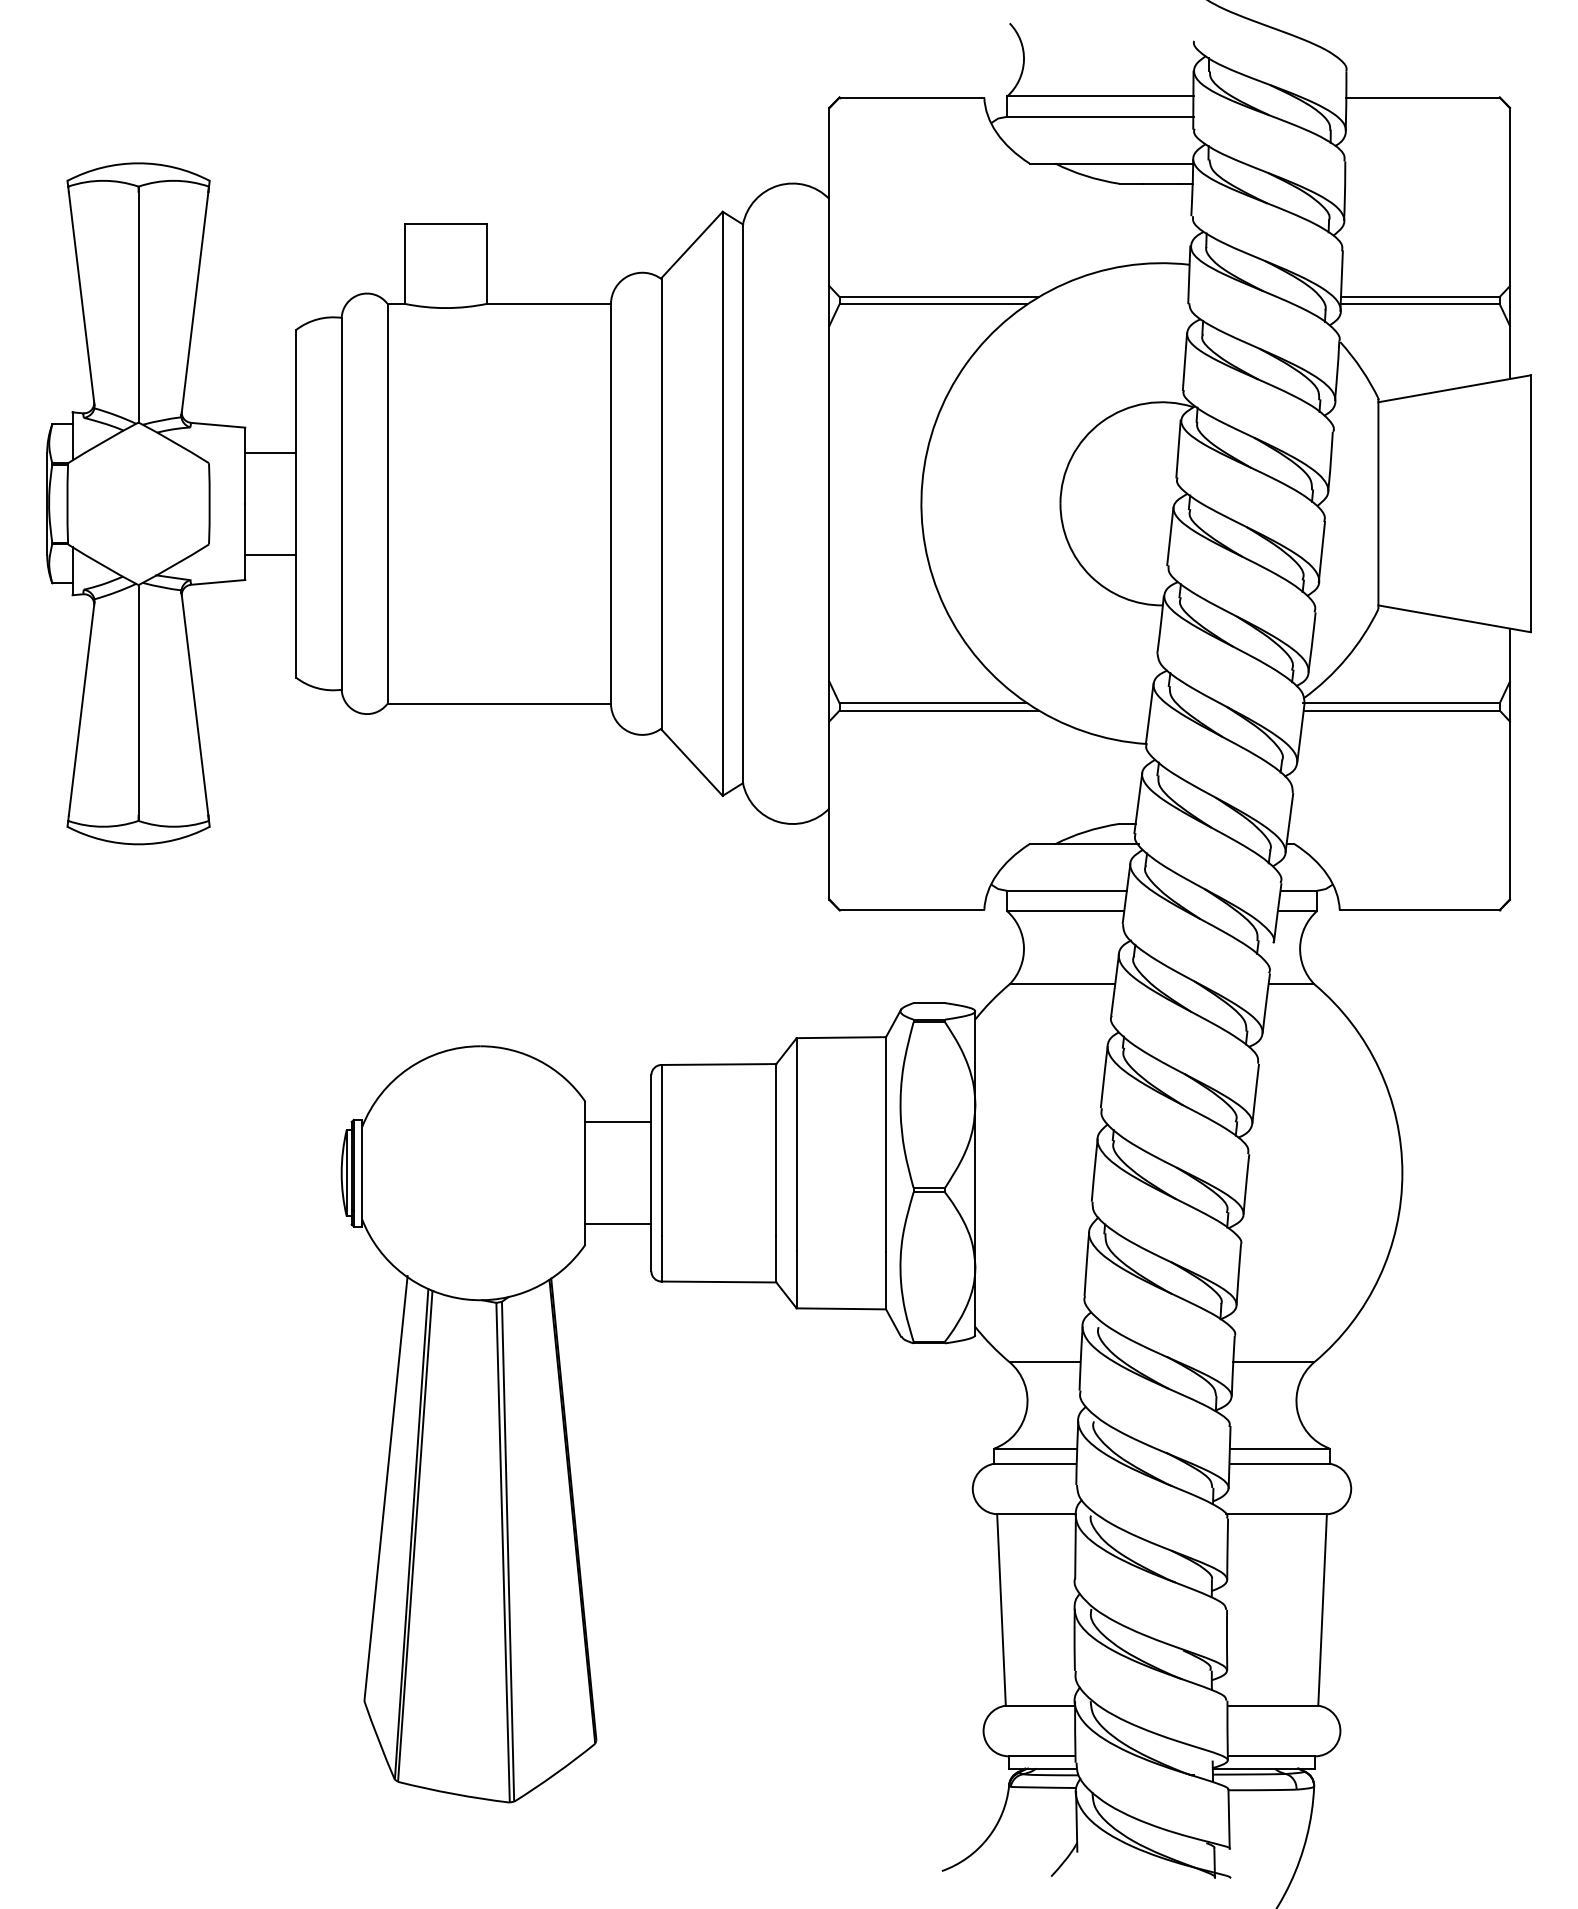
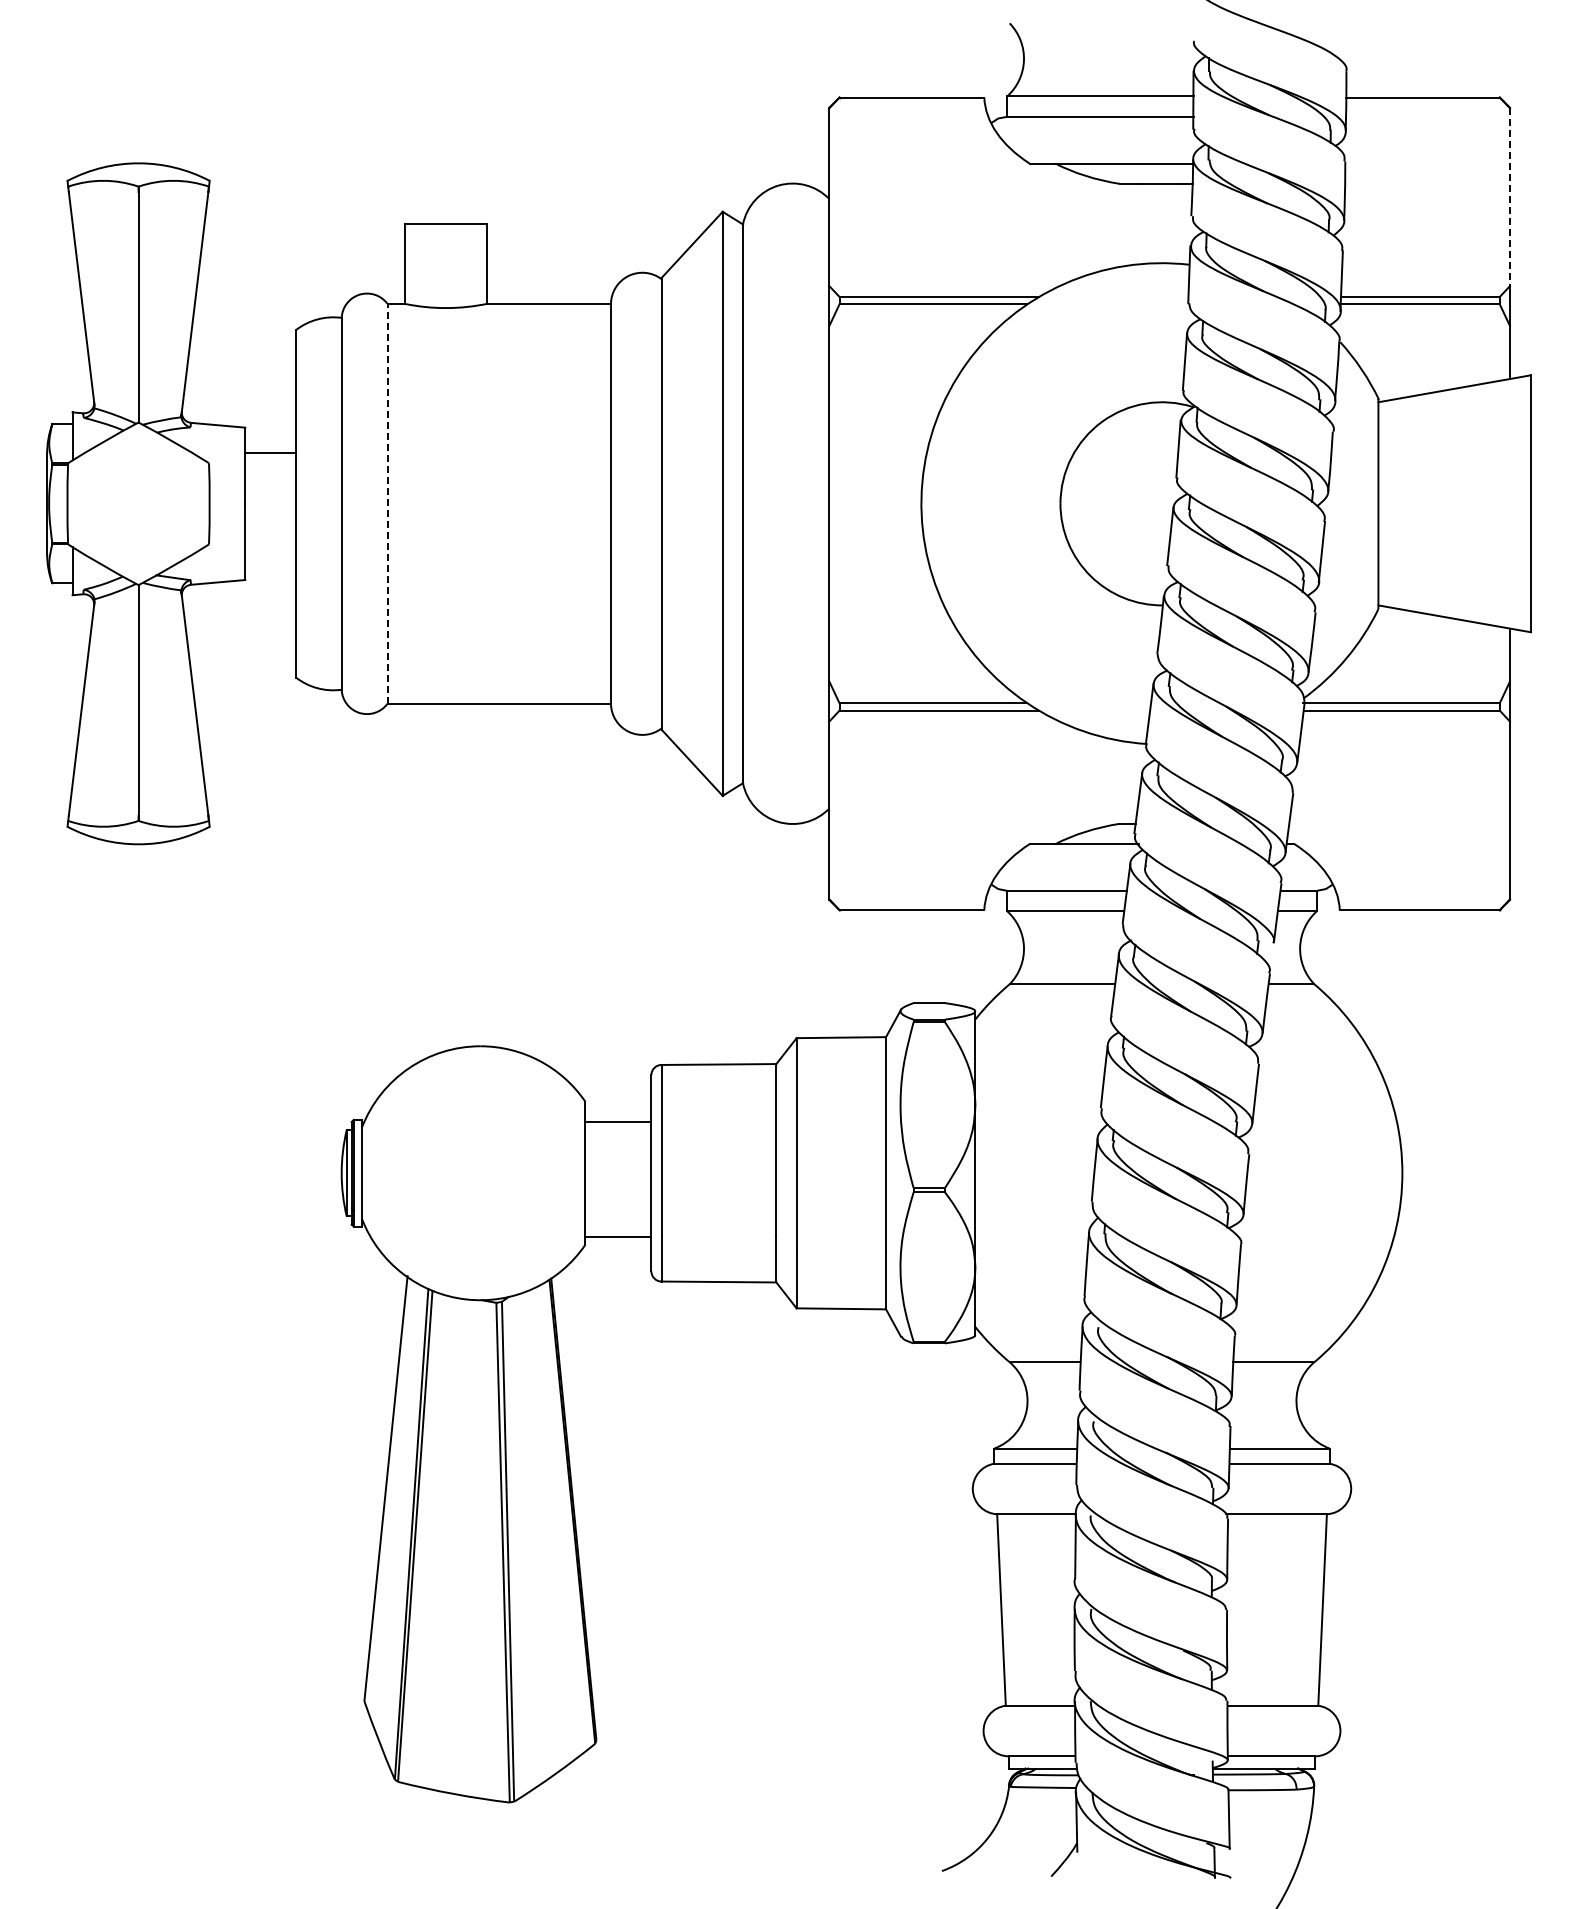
line: solid -> dashed (1509, 197)
line: solid -> dashed (387, 503)
line: present -> none (270, 554)
line position: (618, 1224) -> (618, 1237) (618, 1237)
